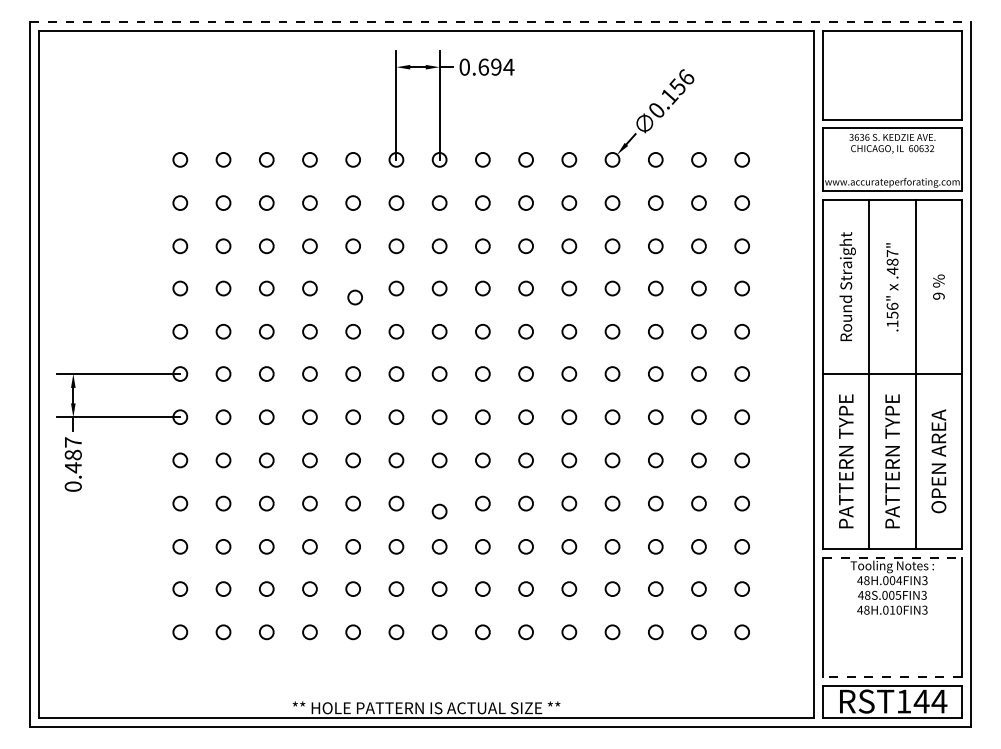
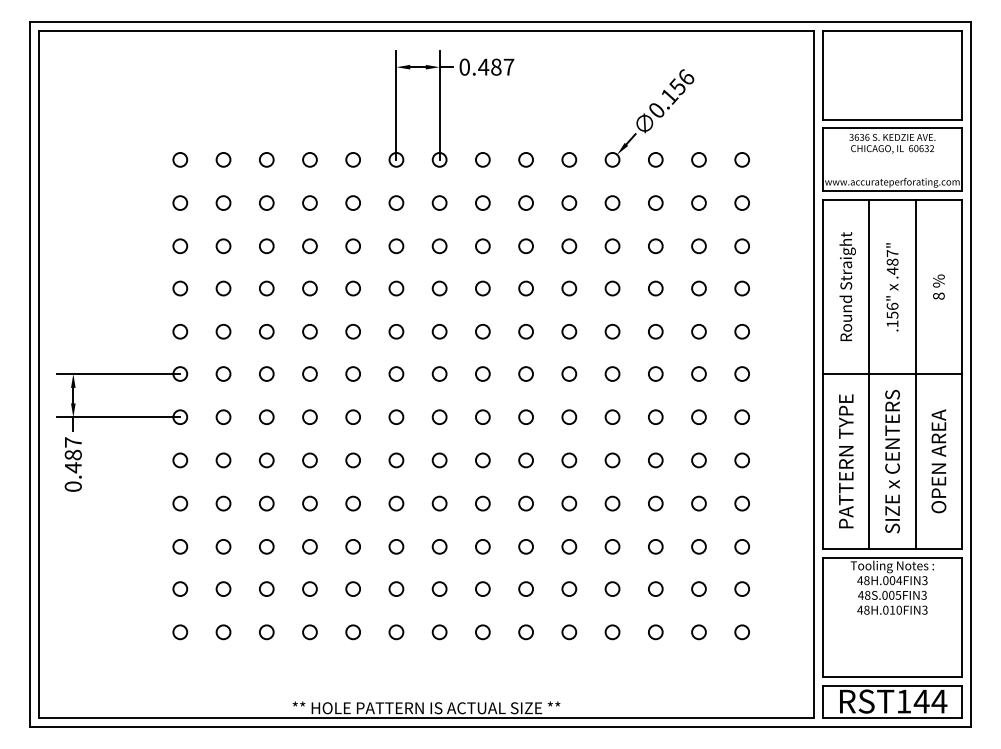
line: dashed -> solid (500, 22)
text: 0.694 -> 0.487 (496, 66)
text: 9 -> 8 (938, 295)
circle position: (354, 297) -> (352, 288) (352, 288)
text: PATTERN TYPE -> SIZE x CENTERS (892, 461)
circle position: (439, 511) -> (439, 503) (439, 503)
line: dashed -> solid (893, 557)
line: dashed -> solid (892, 677)
